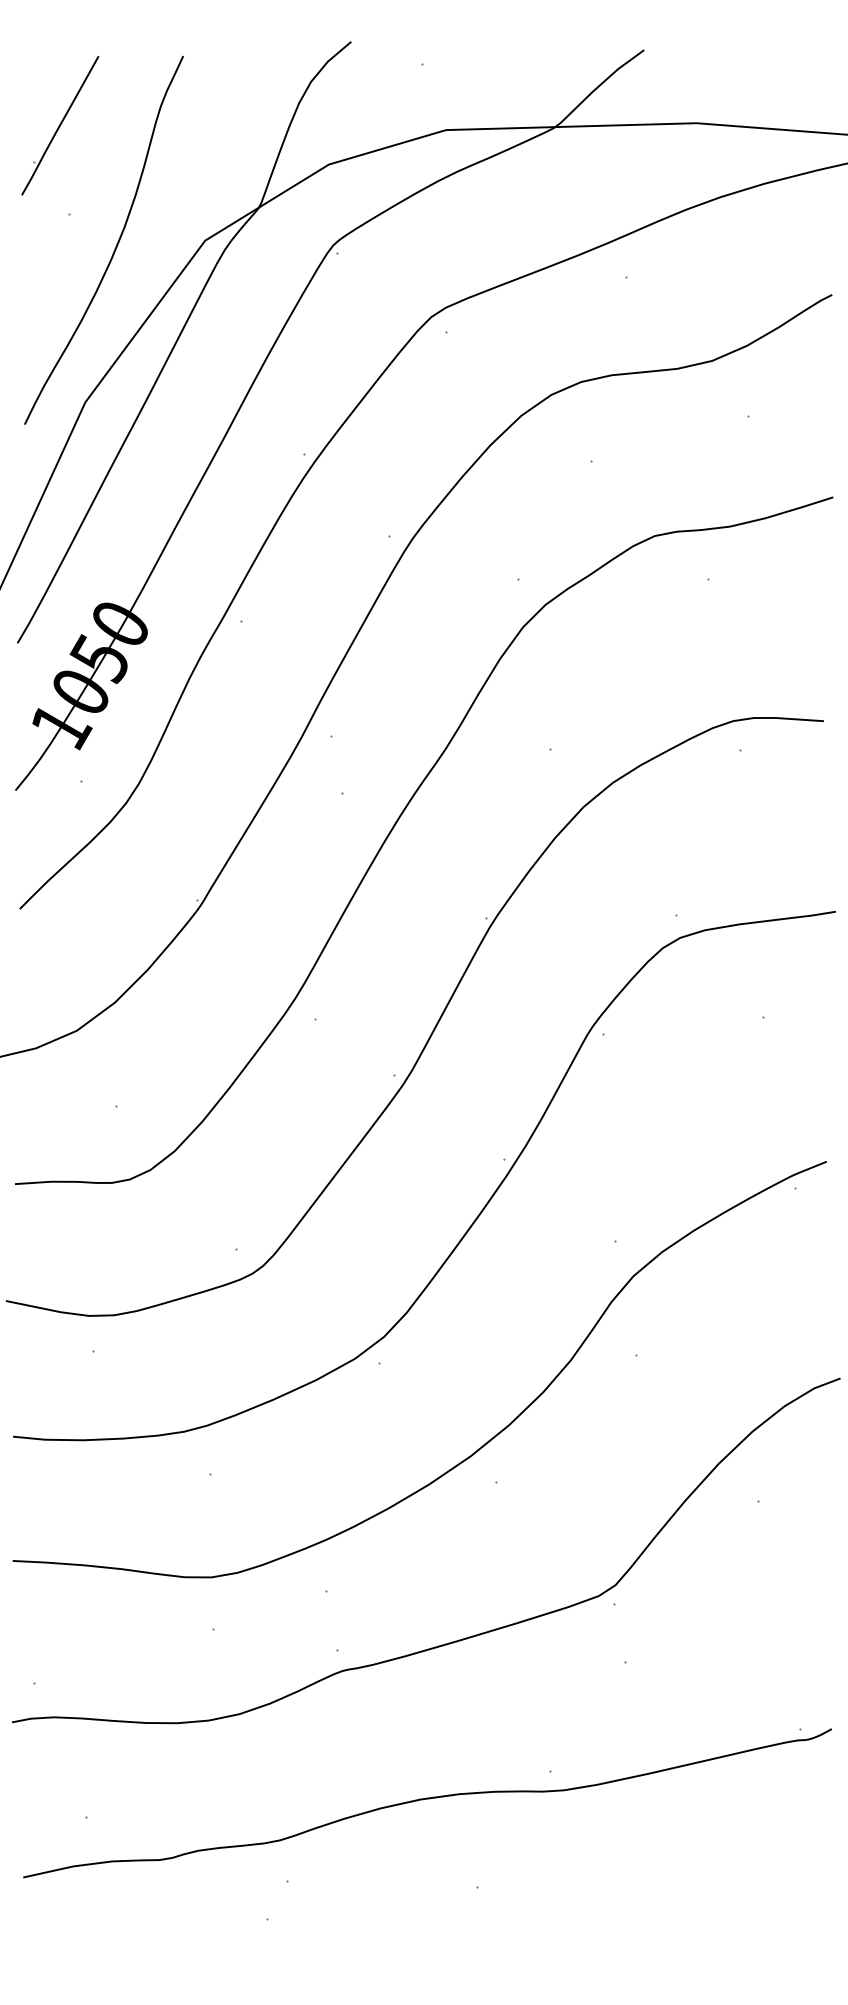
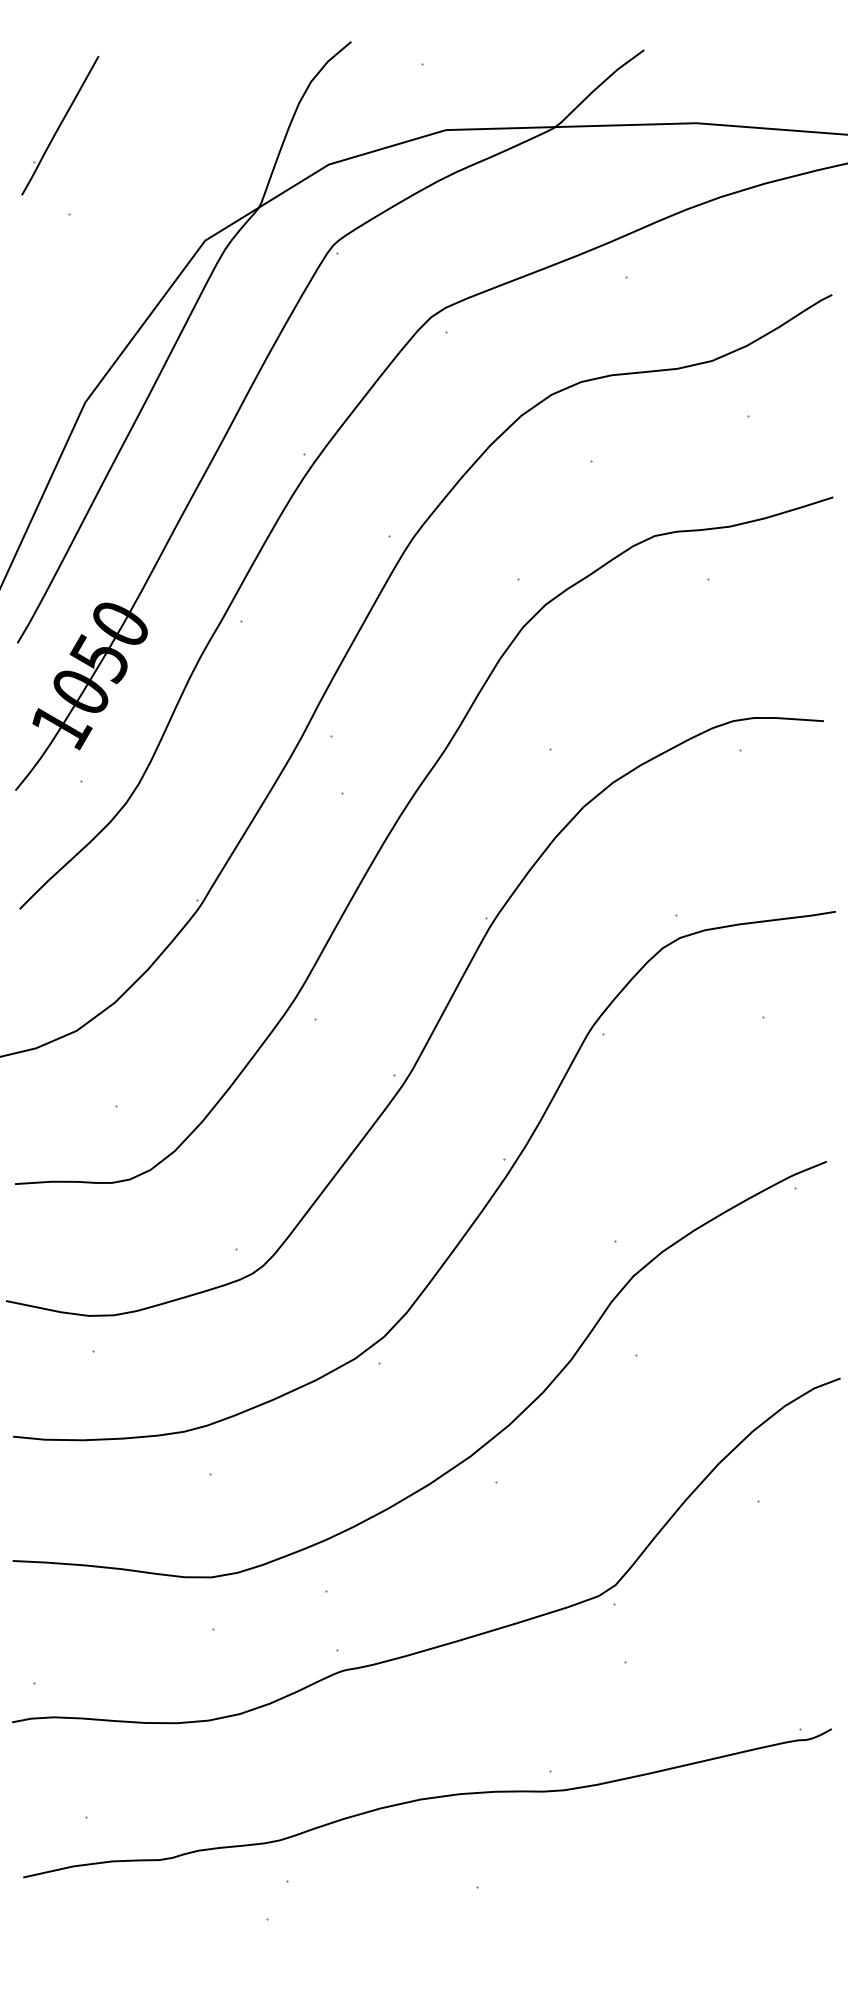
curve: present -> none (115, 246)
